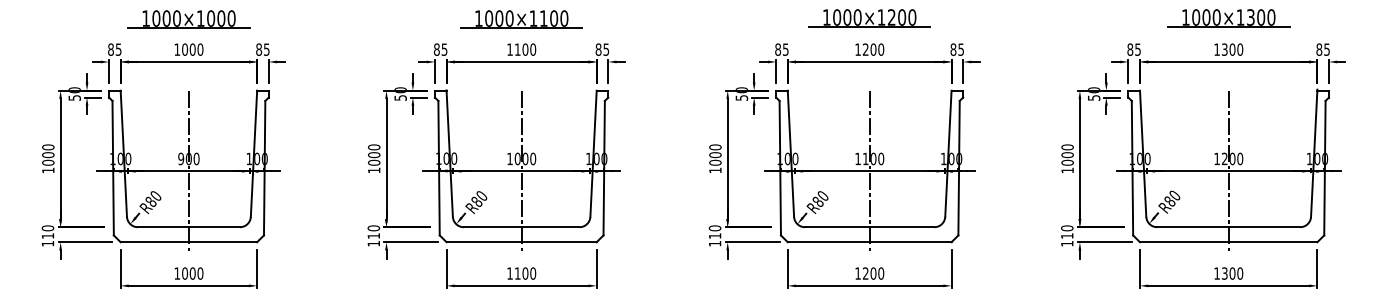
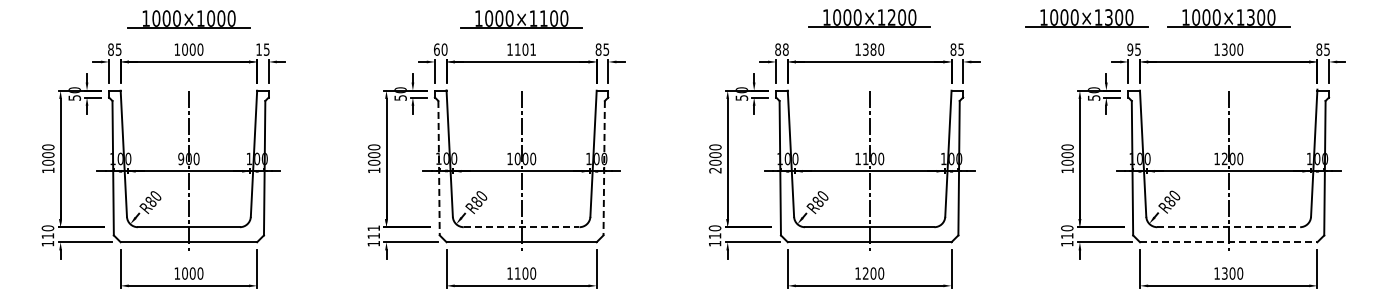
part: none -> present (1086, 18)
text: 85 -> 15 (259, 49)
text: 85 -> 60 (440, 49)
text: 1100 -> 1101 (533, 49)
text: 85 -> 88 (785, 49)
text: 1200 -> 1380 (869, 49)
text: 85 -> 95 (1130, 49)
line: solid -> dashed (439, 168)
line: solid -> dashed (604, 168)
text: 1000 -> 2000 (715, 170)
line: solid -> dashed (521, 227)
line: solid -> dashed (1229, 227)
text: 110 -> 111 (373, 228)
line: solid -> dashed (1228, 242)
